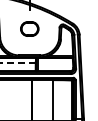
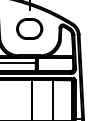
part size: 20x16 px -> 28x22 px (29, 28)
line: dashed -> solid (17, 62)
